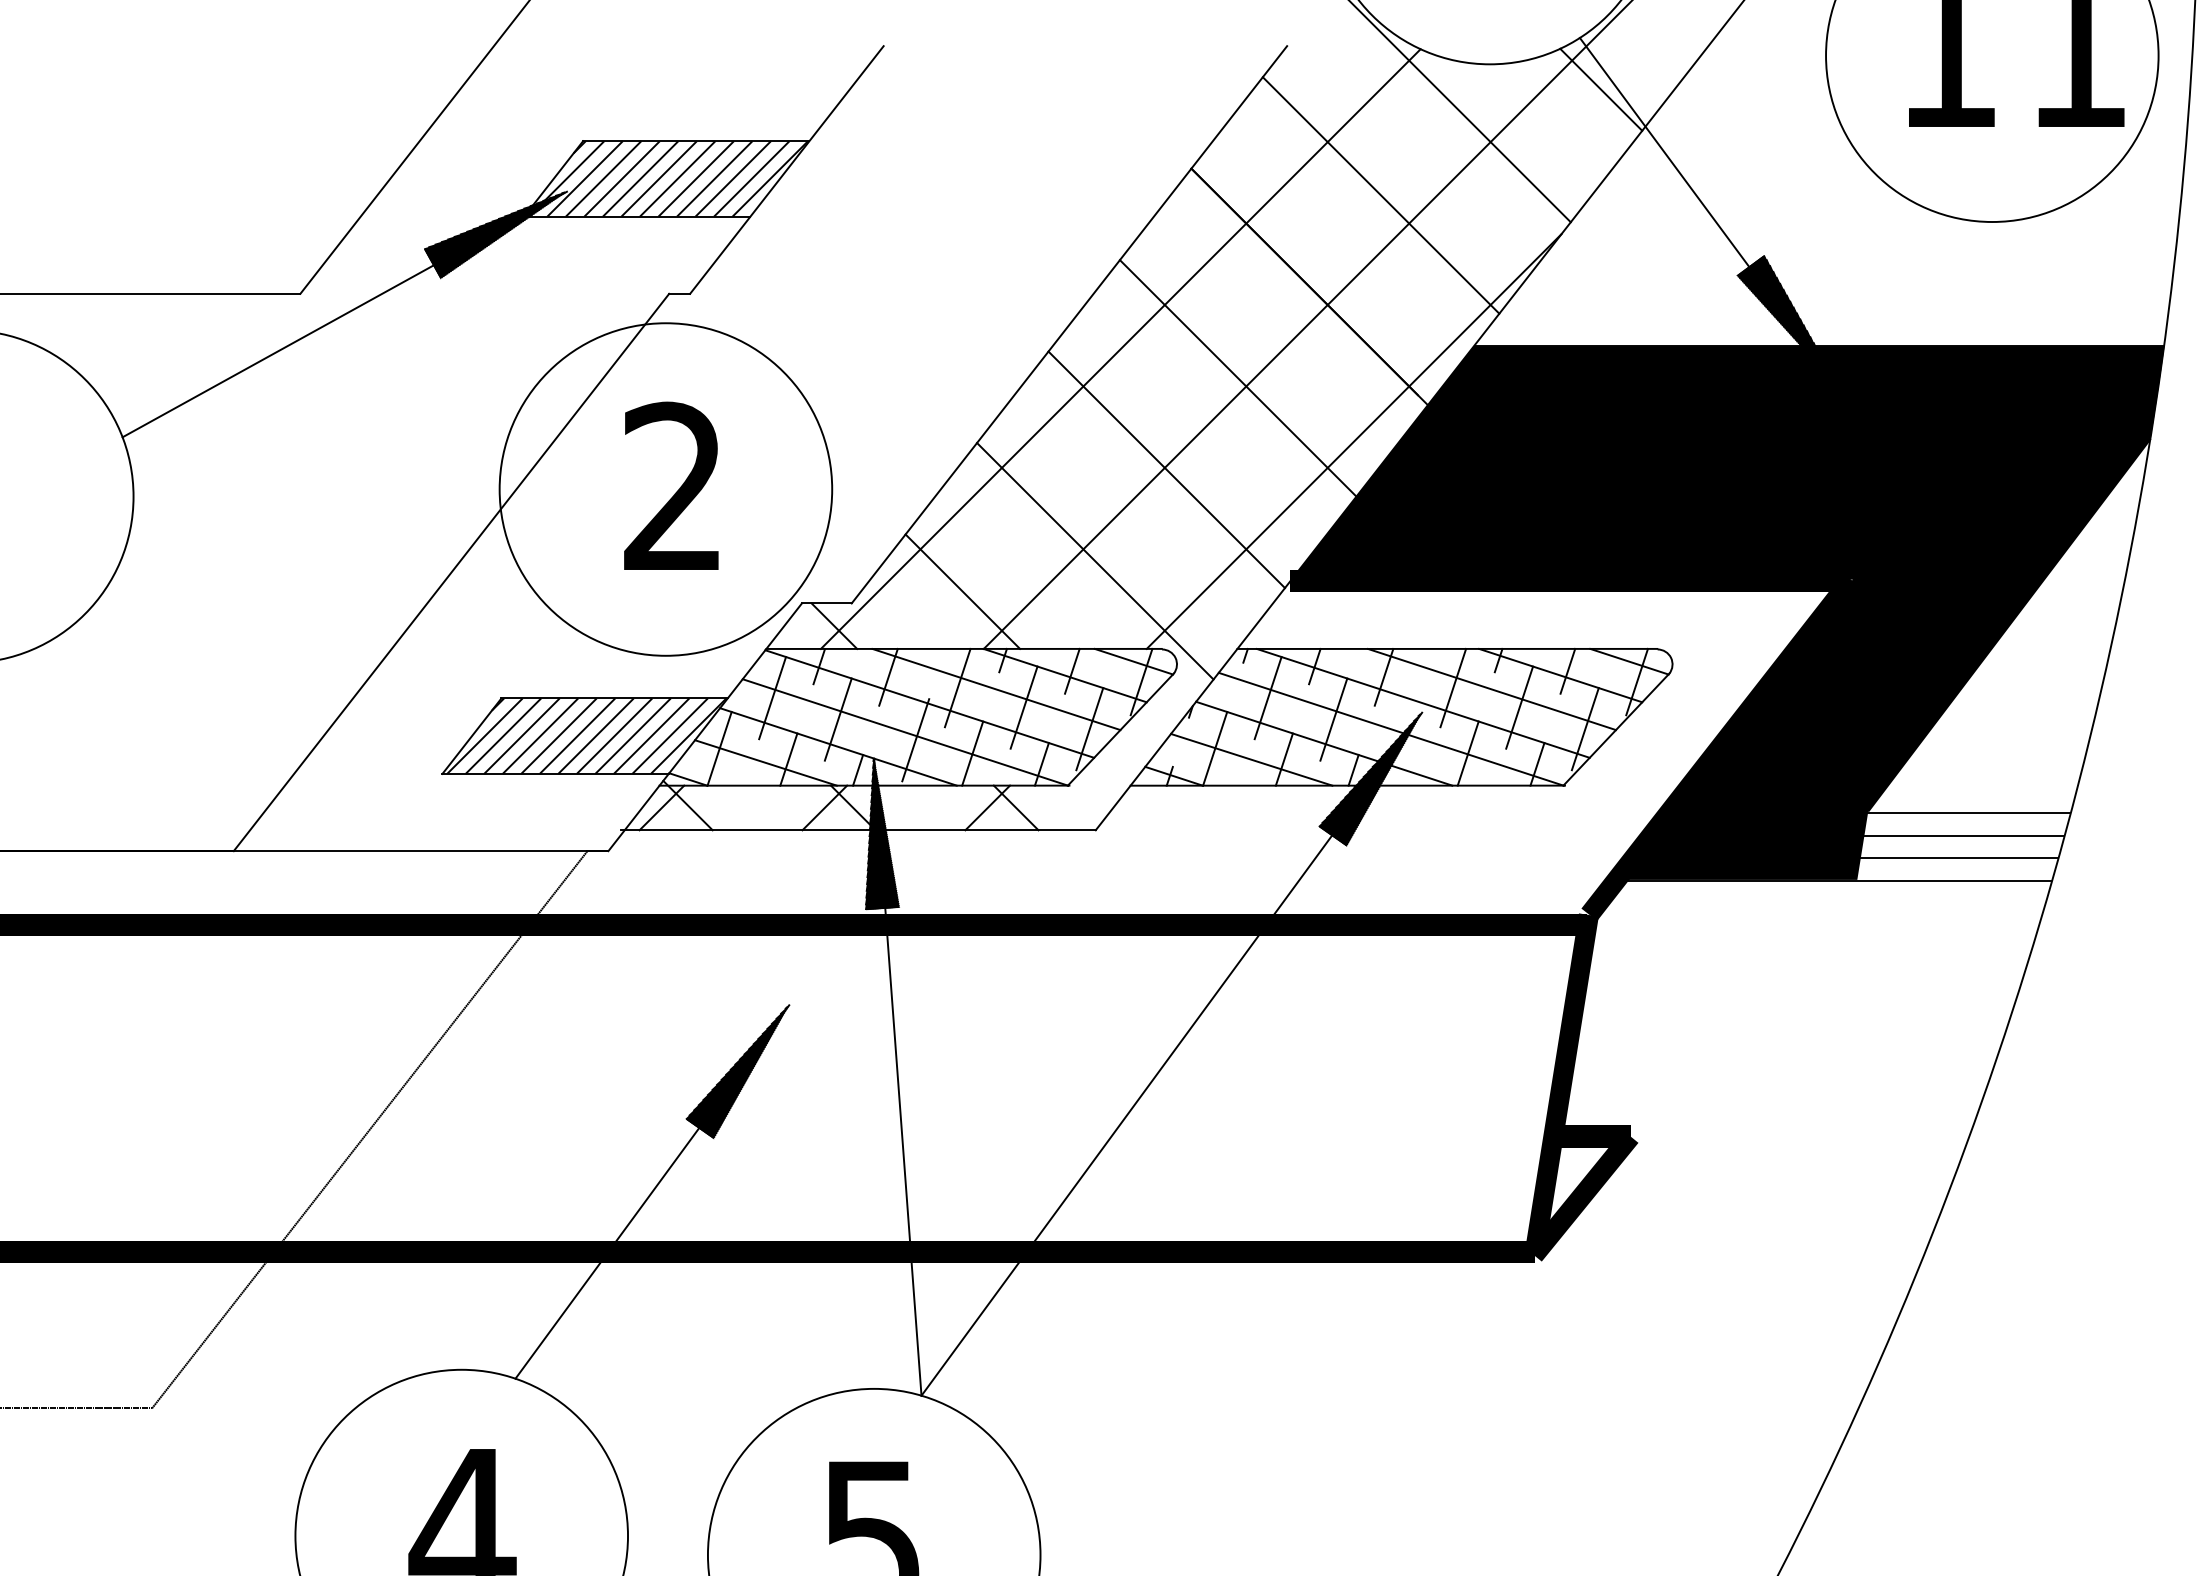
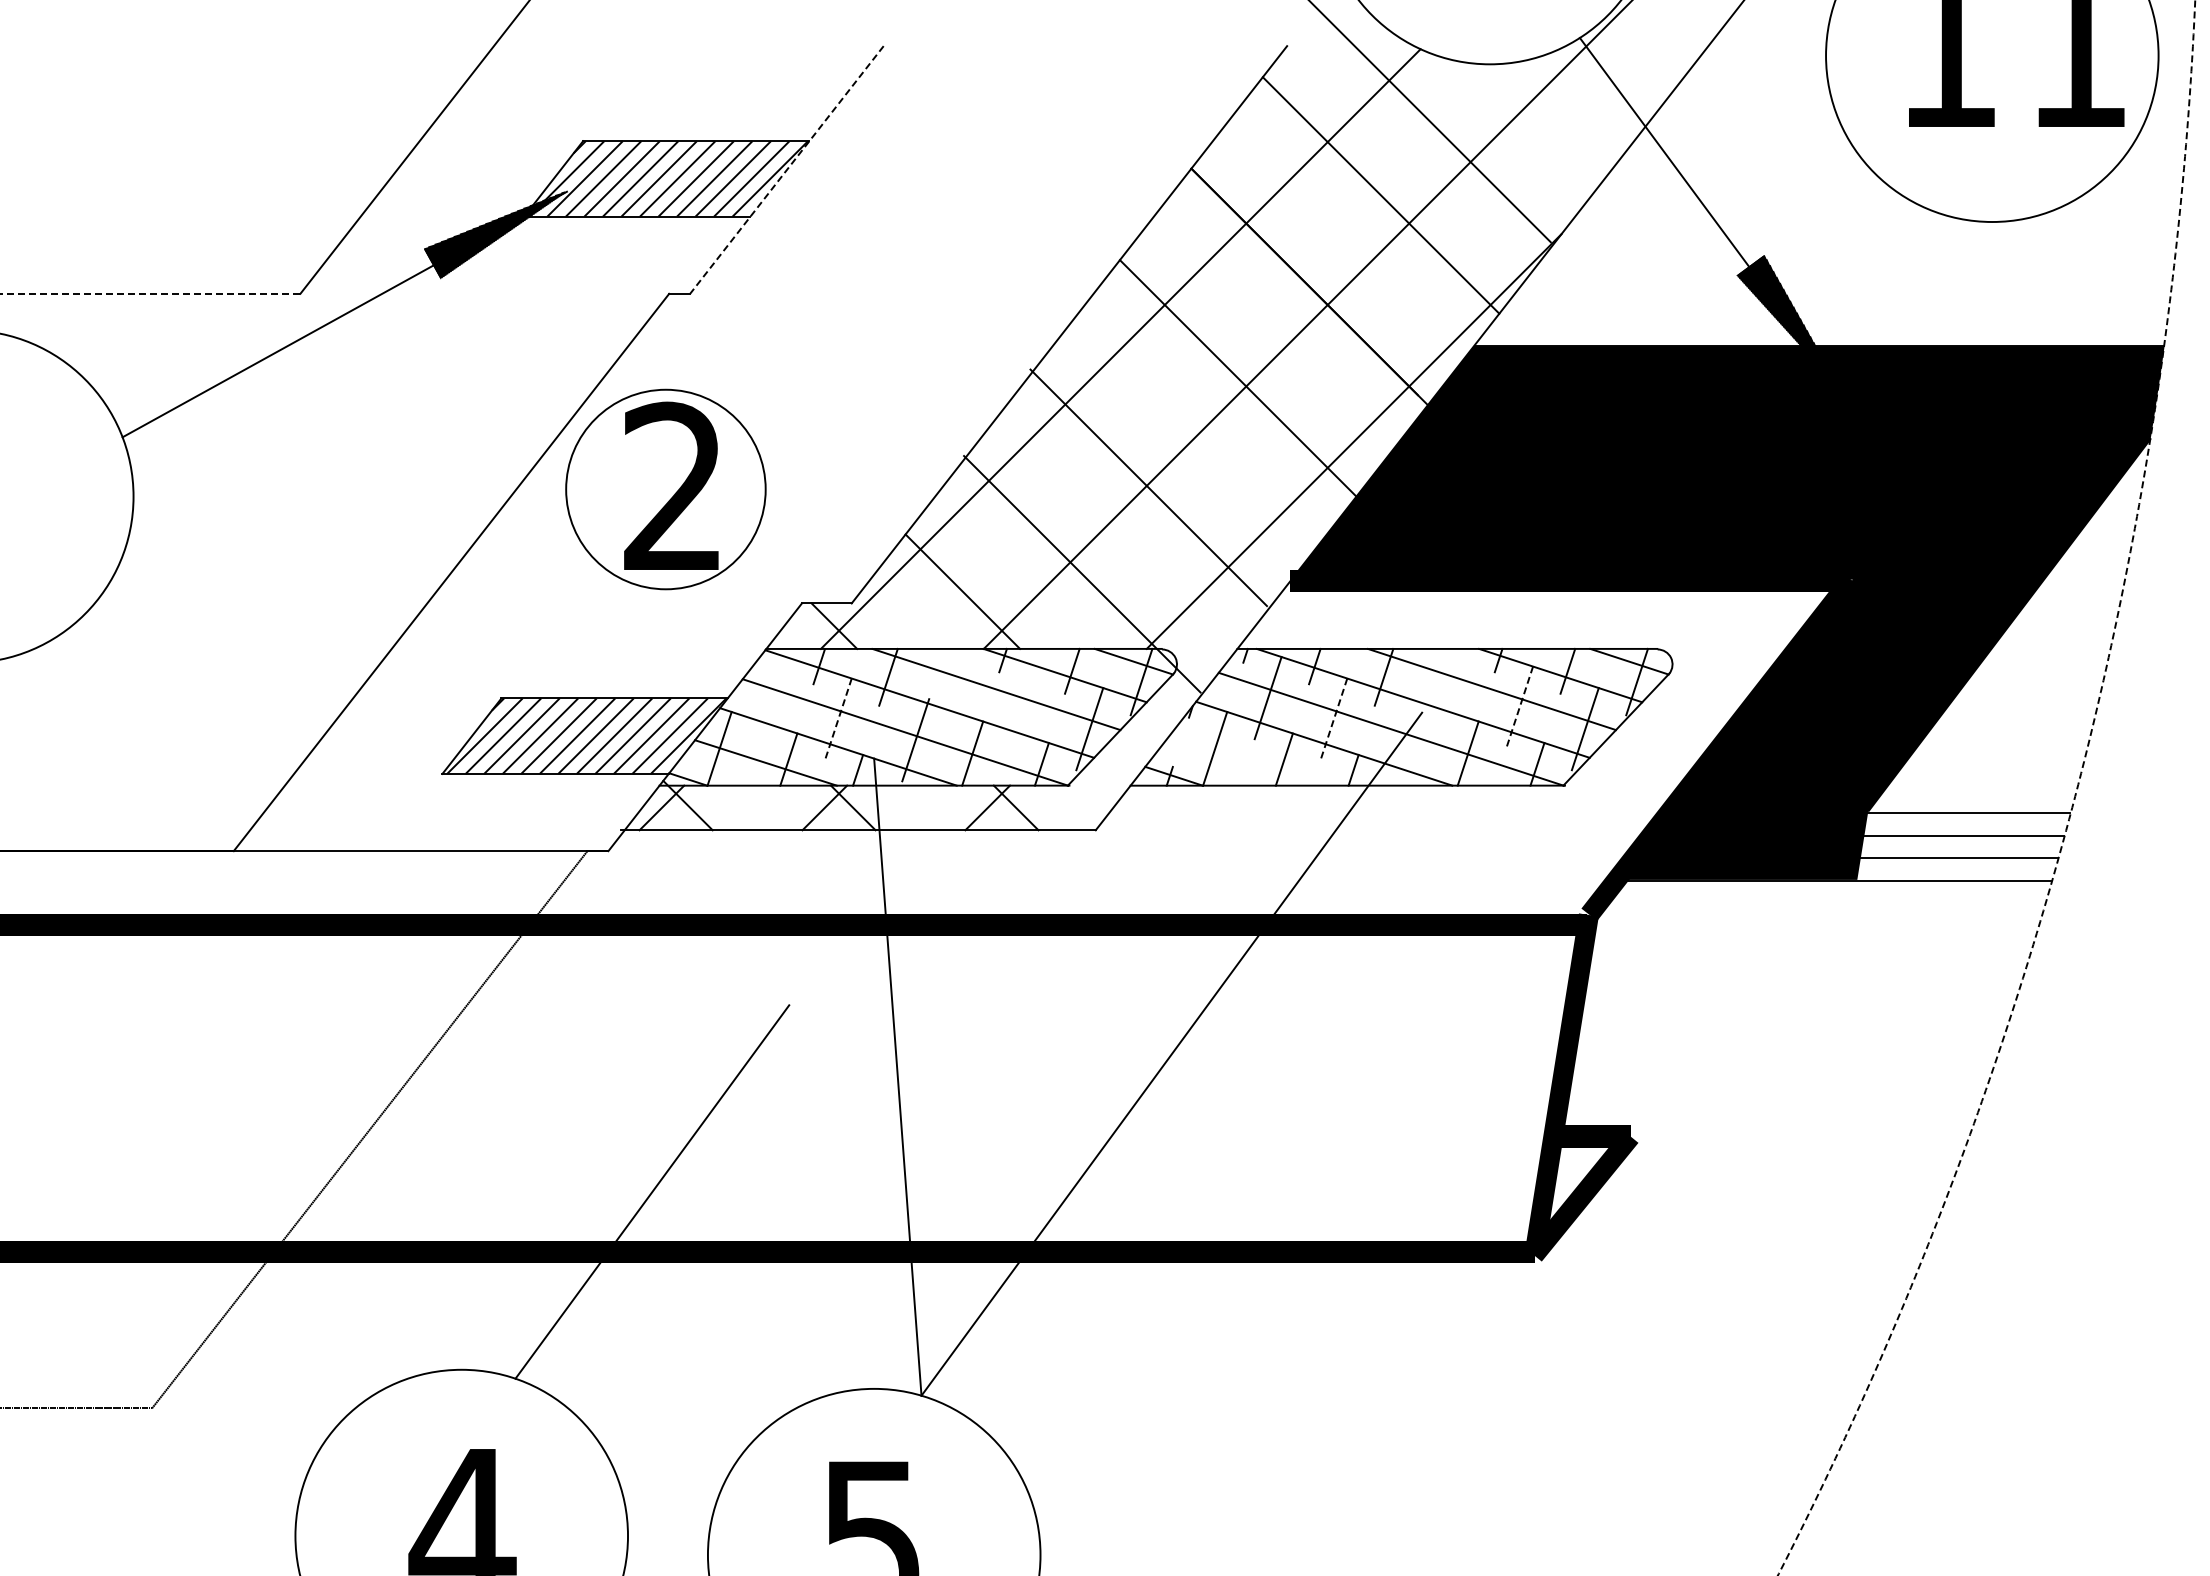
line: present -> none (1601, 89)
line position: (1460, 112) -> (1430, 122) (1430, 122)
line: solid -> dashed (786, 170)
line: solid -> dashed (150, 293)
line position: (1166, 469) -> (1148, 487) (1148, 487)
circle diameter: 333 px -> 200 px (665, 489)
line position: (1095, 561) -> (1082, 574) (1082, 574)
line: present -> none (957, 687)
line: present -> none (1453, 687)
line: present -> none (772, 698)
line: present -> none (1023, 707)
line: solid -> dashed (1519, 708)
line: solid -> dashed (838, 720)
line: solid -> dashed (1333, 720)
line: present -> none (1251, 759)
hatch: present -> none (1369, 779)
circle: solid -> dashed (1986, 787)
hatch: present -> none (882, 834)
hatch: present -> none (736, 1072)
